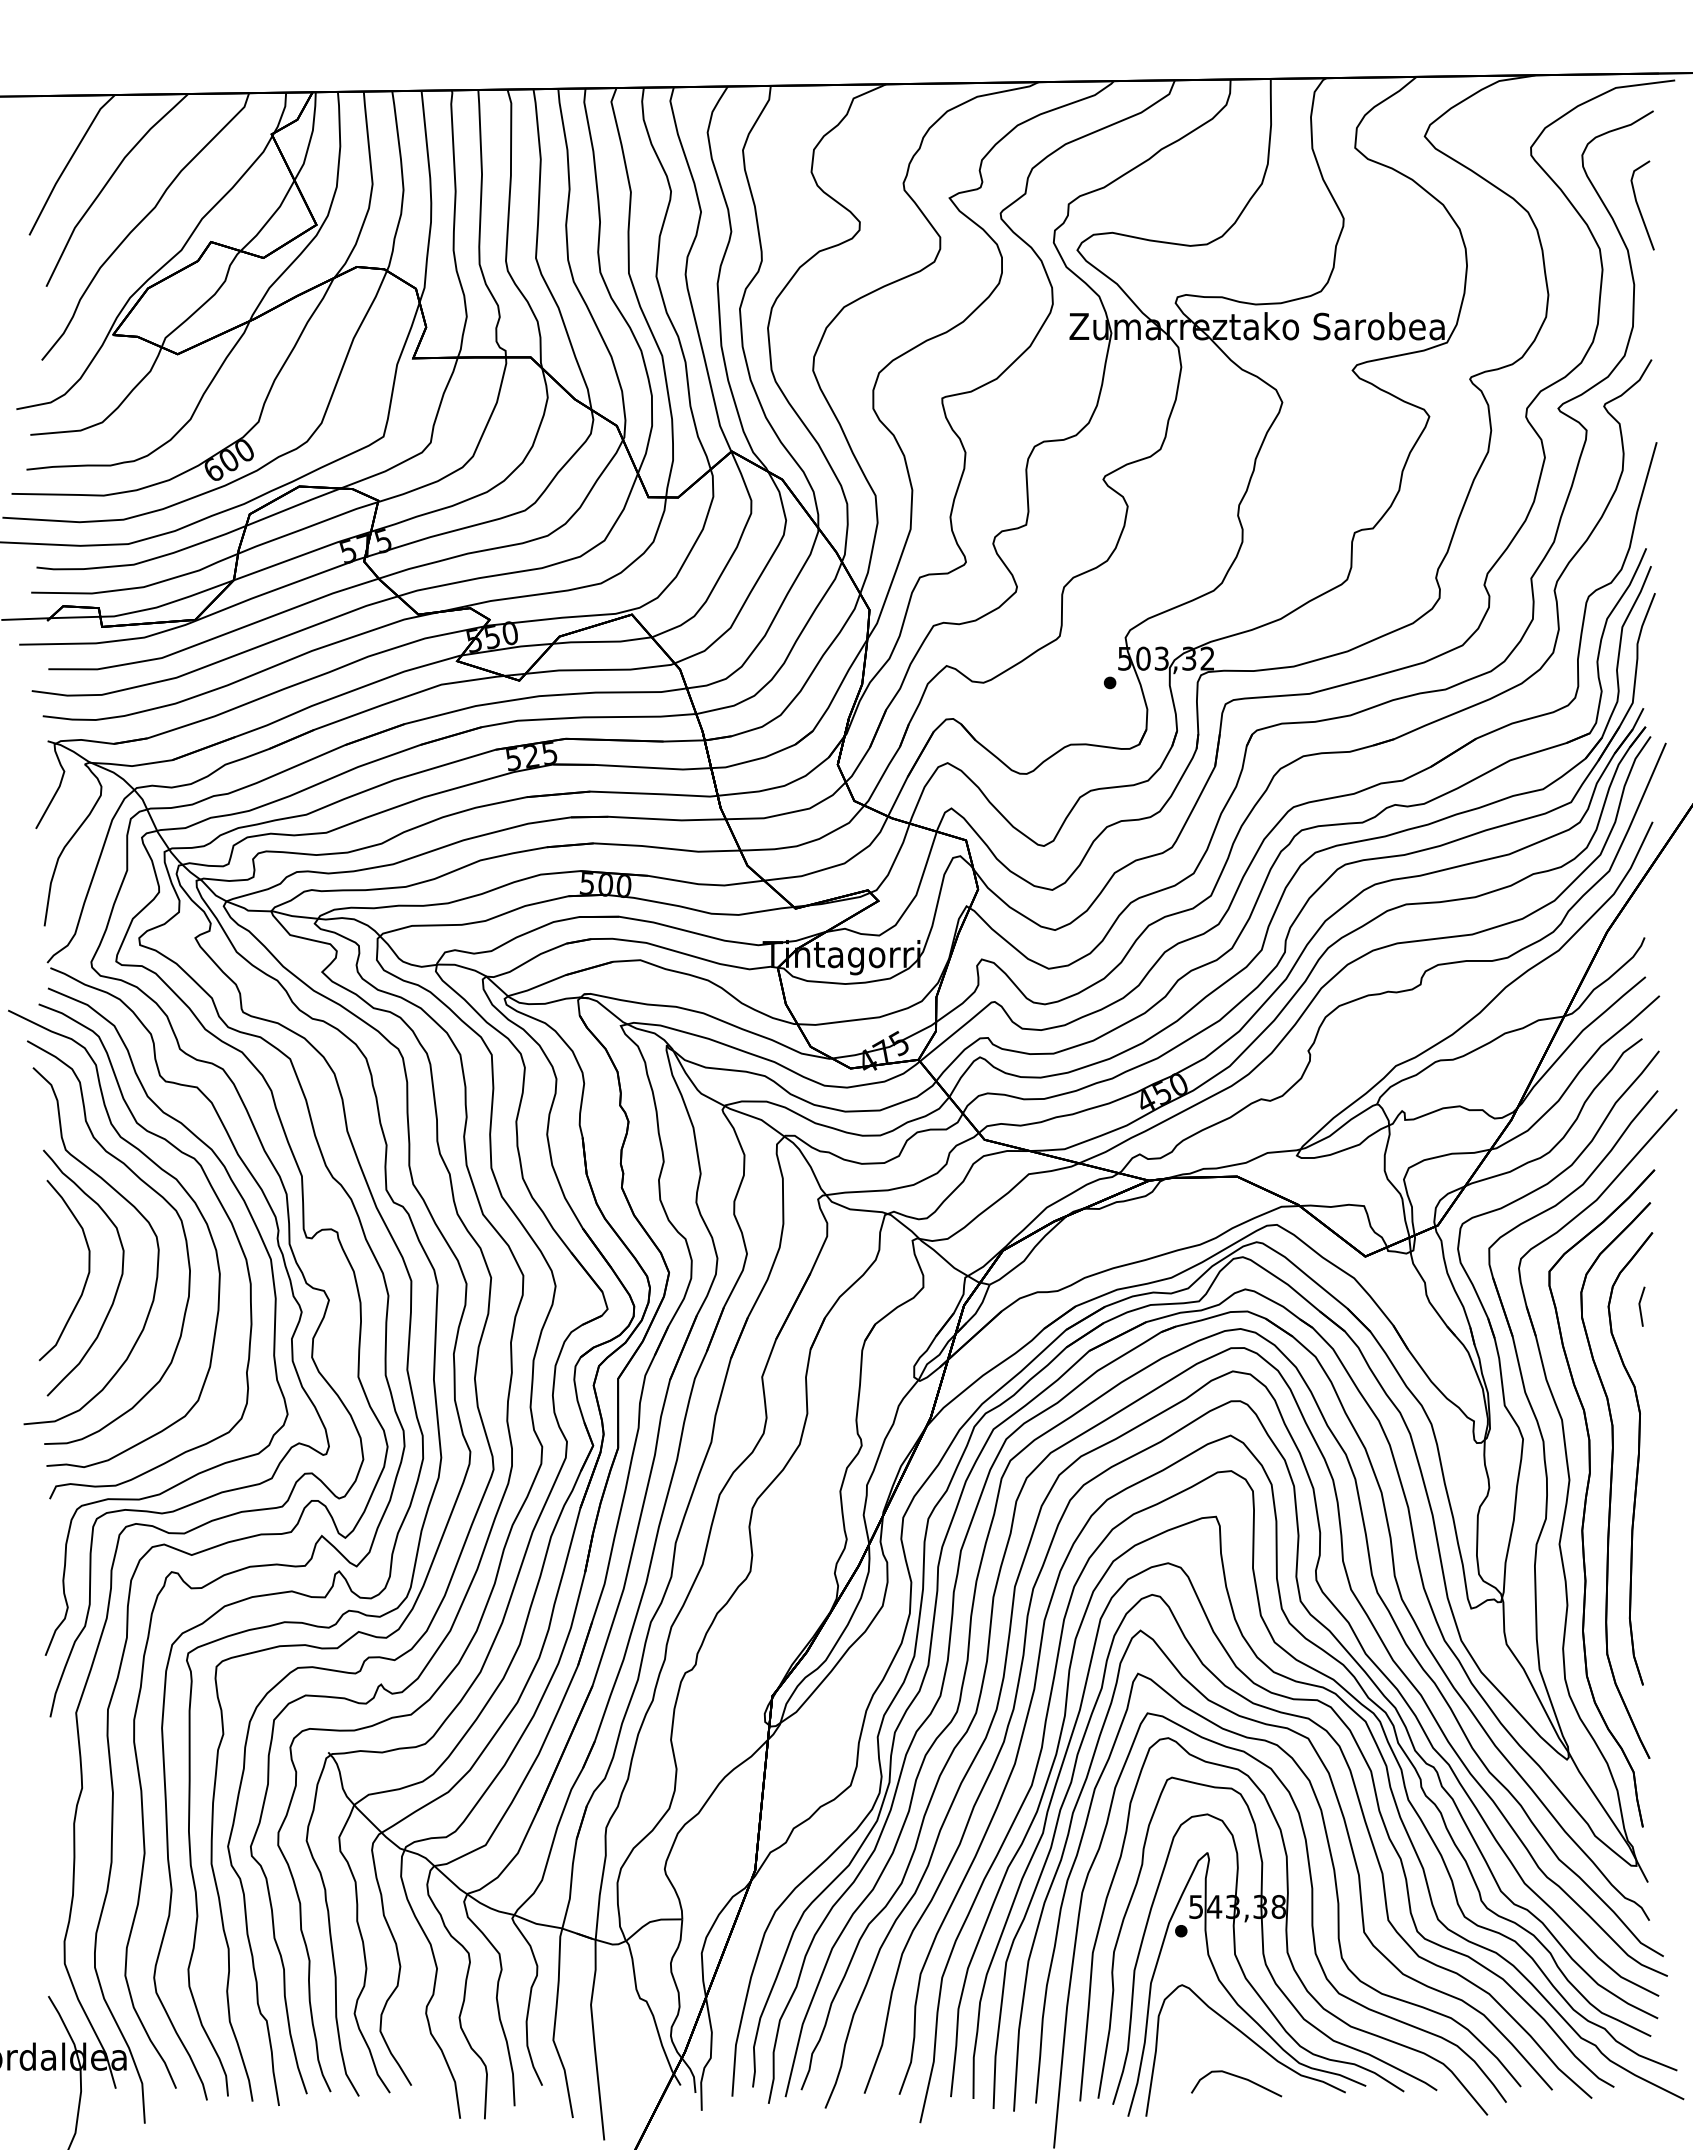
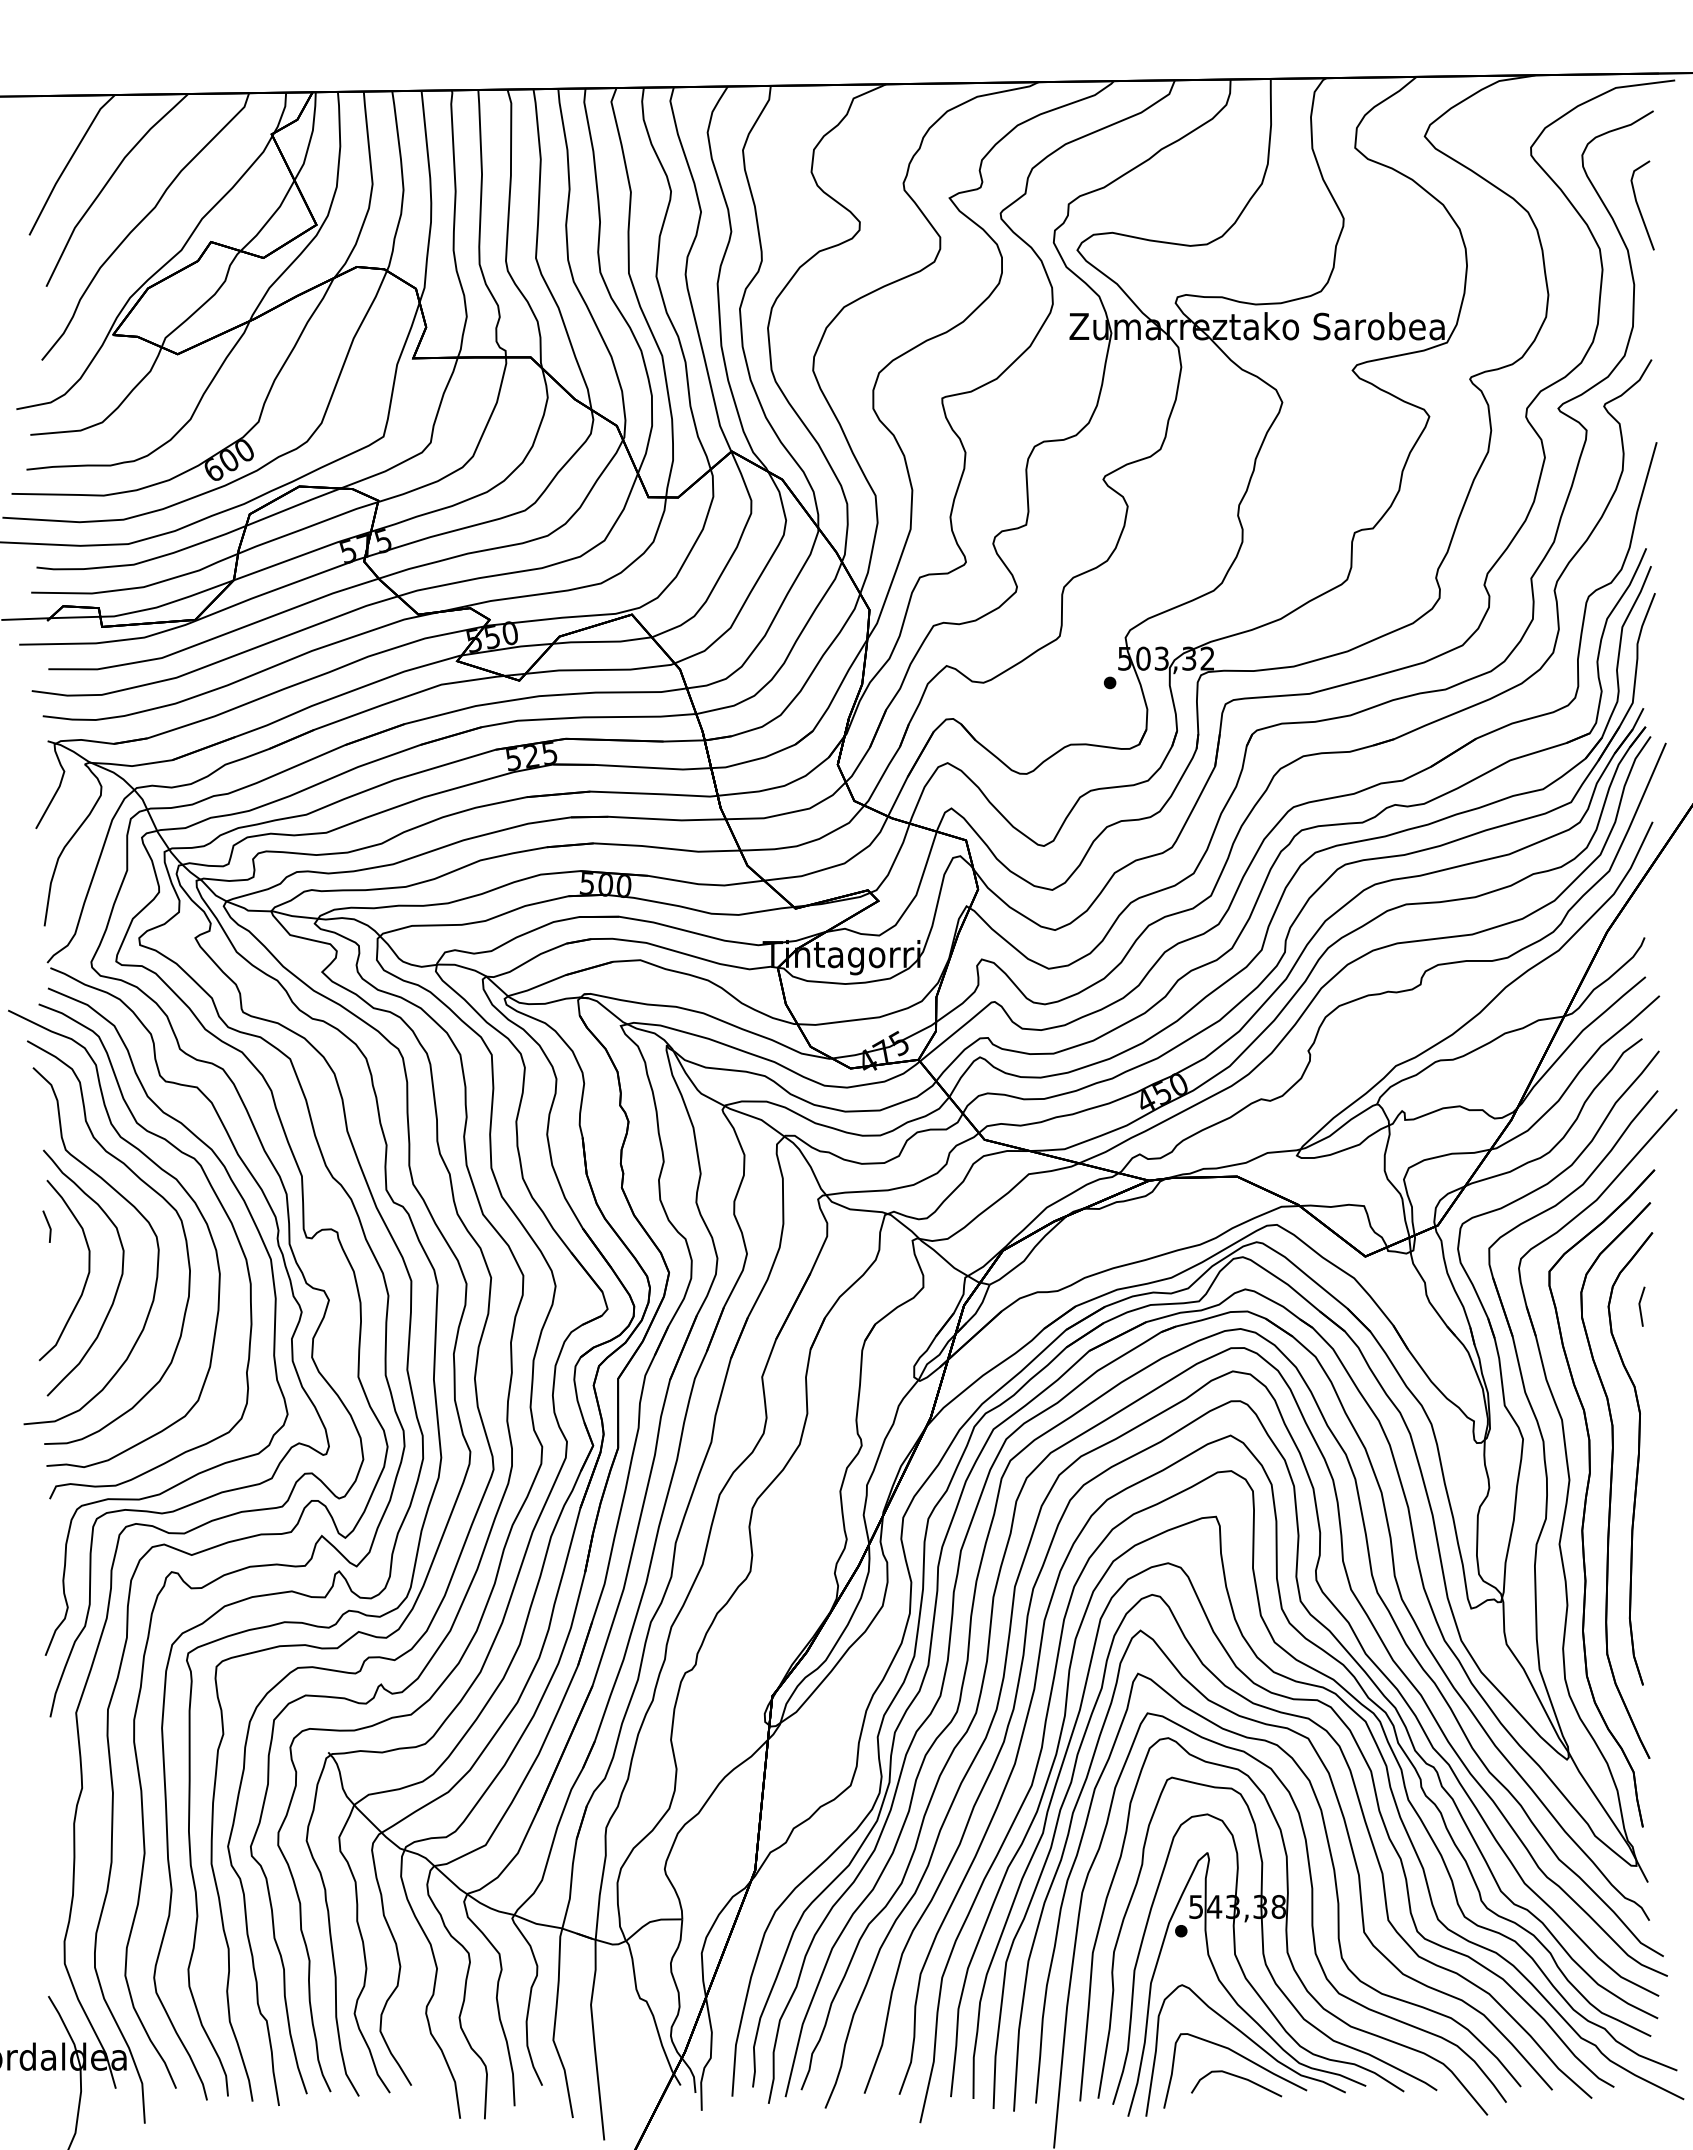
part: none -> present (46, 1226)
part: none -> present (1242, 2057)
